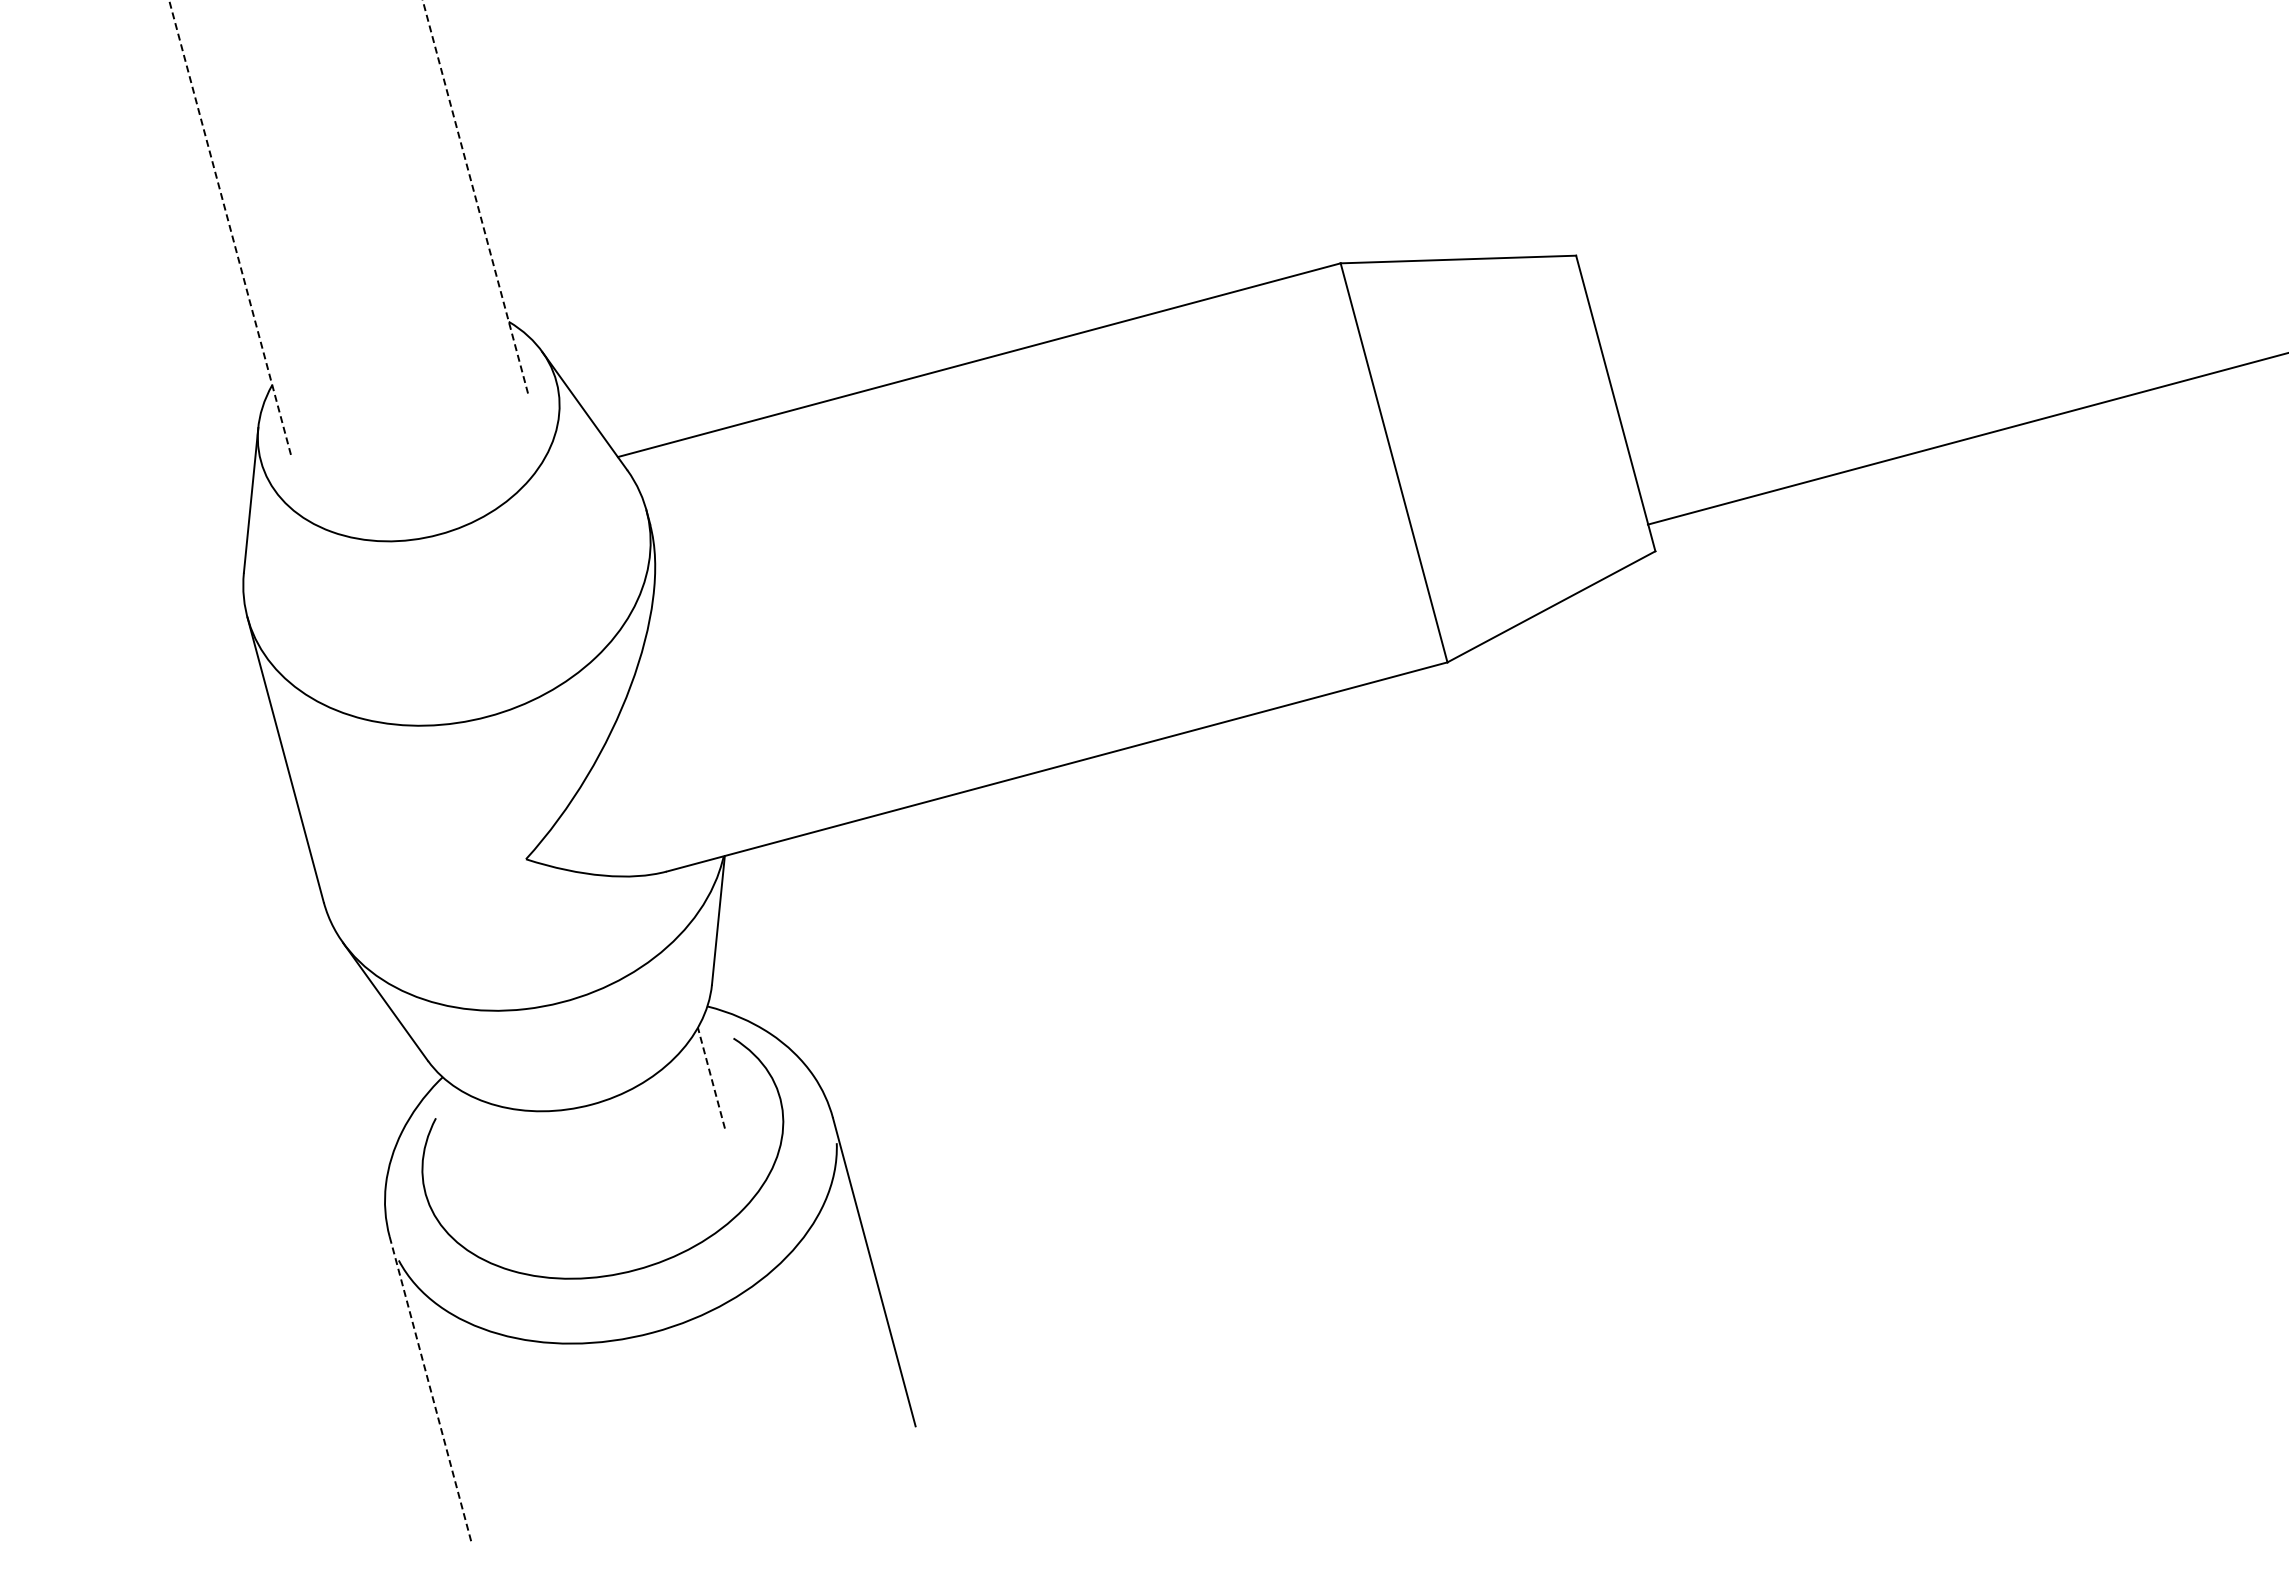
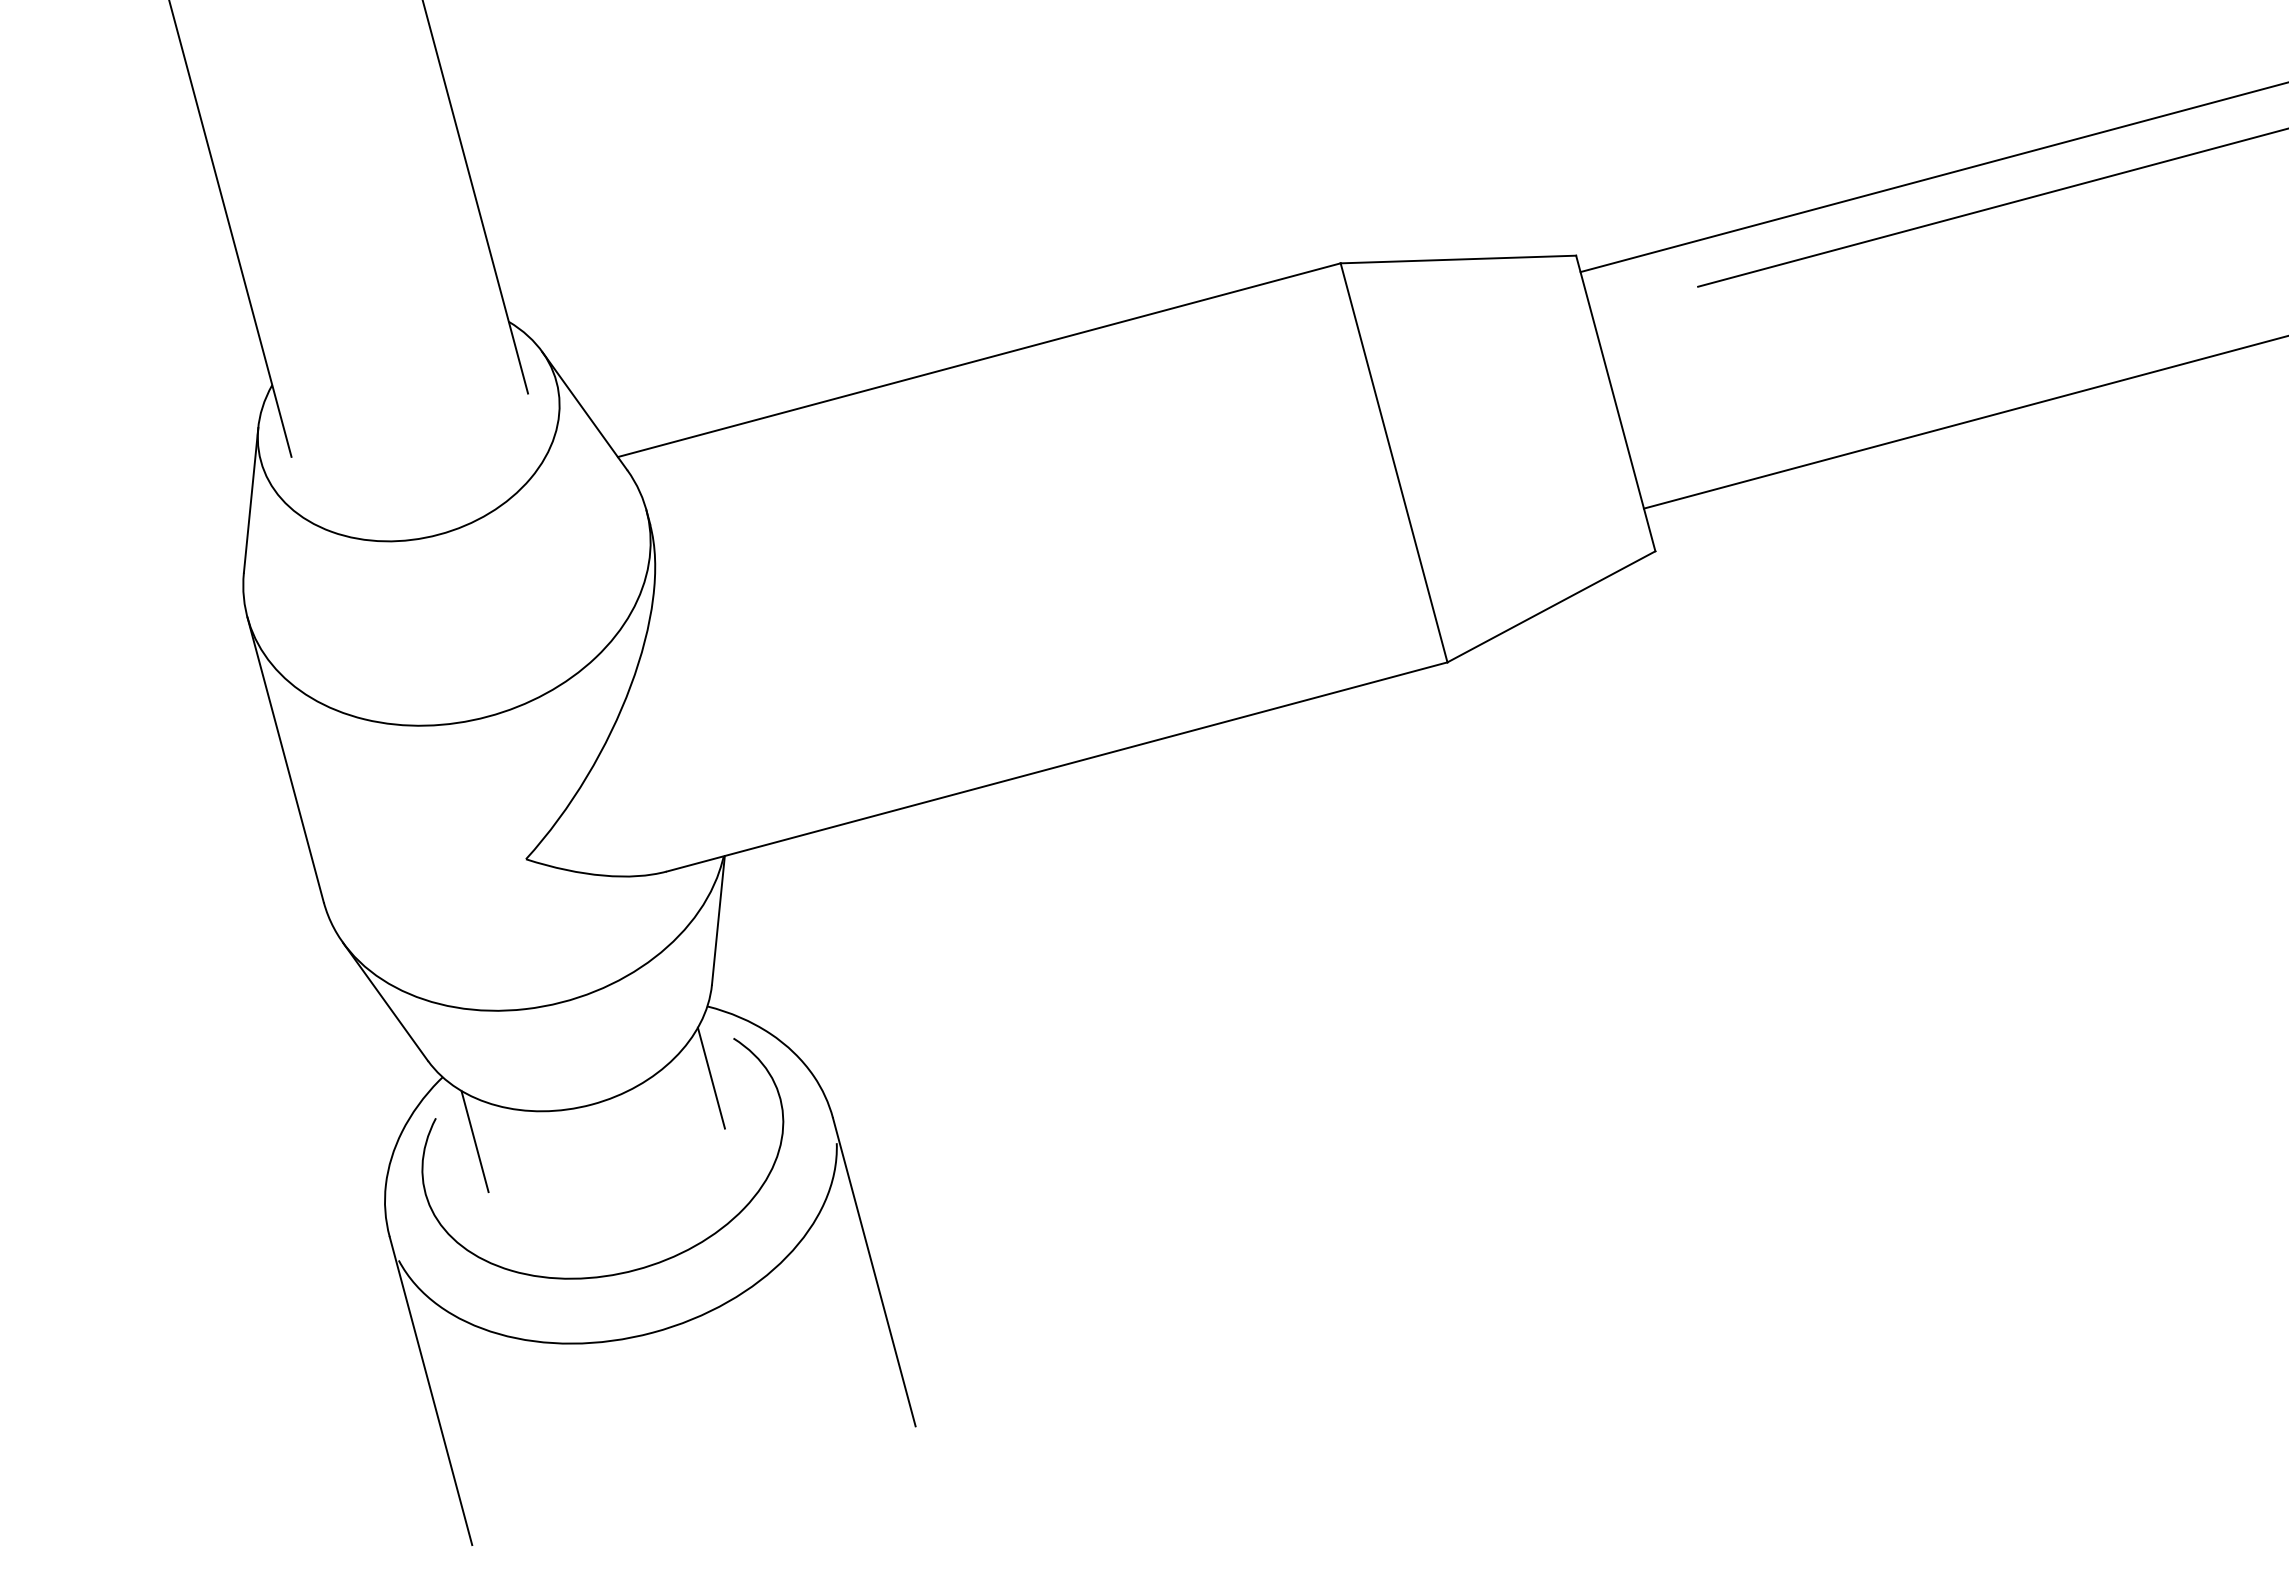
line: none -> present (1932, 177)
line: dashed -> solid (475, 196)
line: none -> present (1991, 207)
line: dashed -> solid (230, 229)
line position: (1966, 438) -> (1964, 422) (1964, 422)
line: dashed -> solid (711, 1077)
line: none -> present (474, 1141)
line: dashed -> solid (431, 1391)
